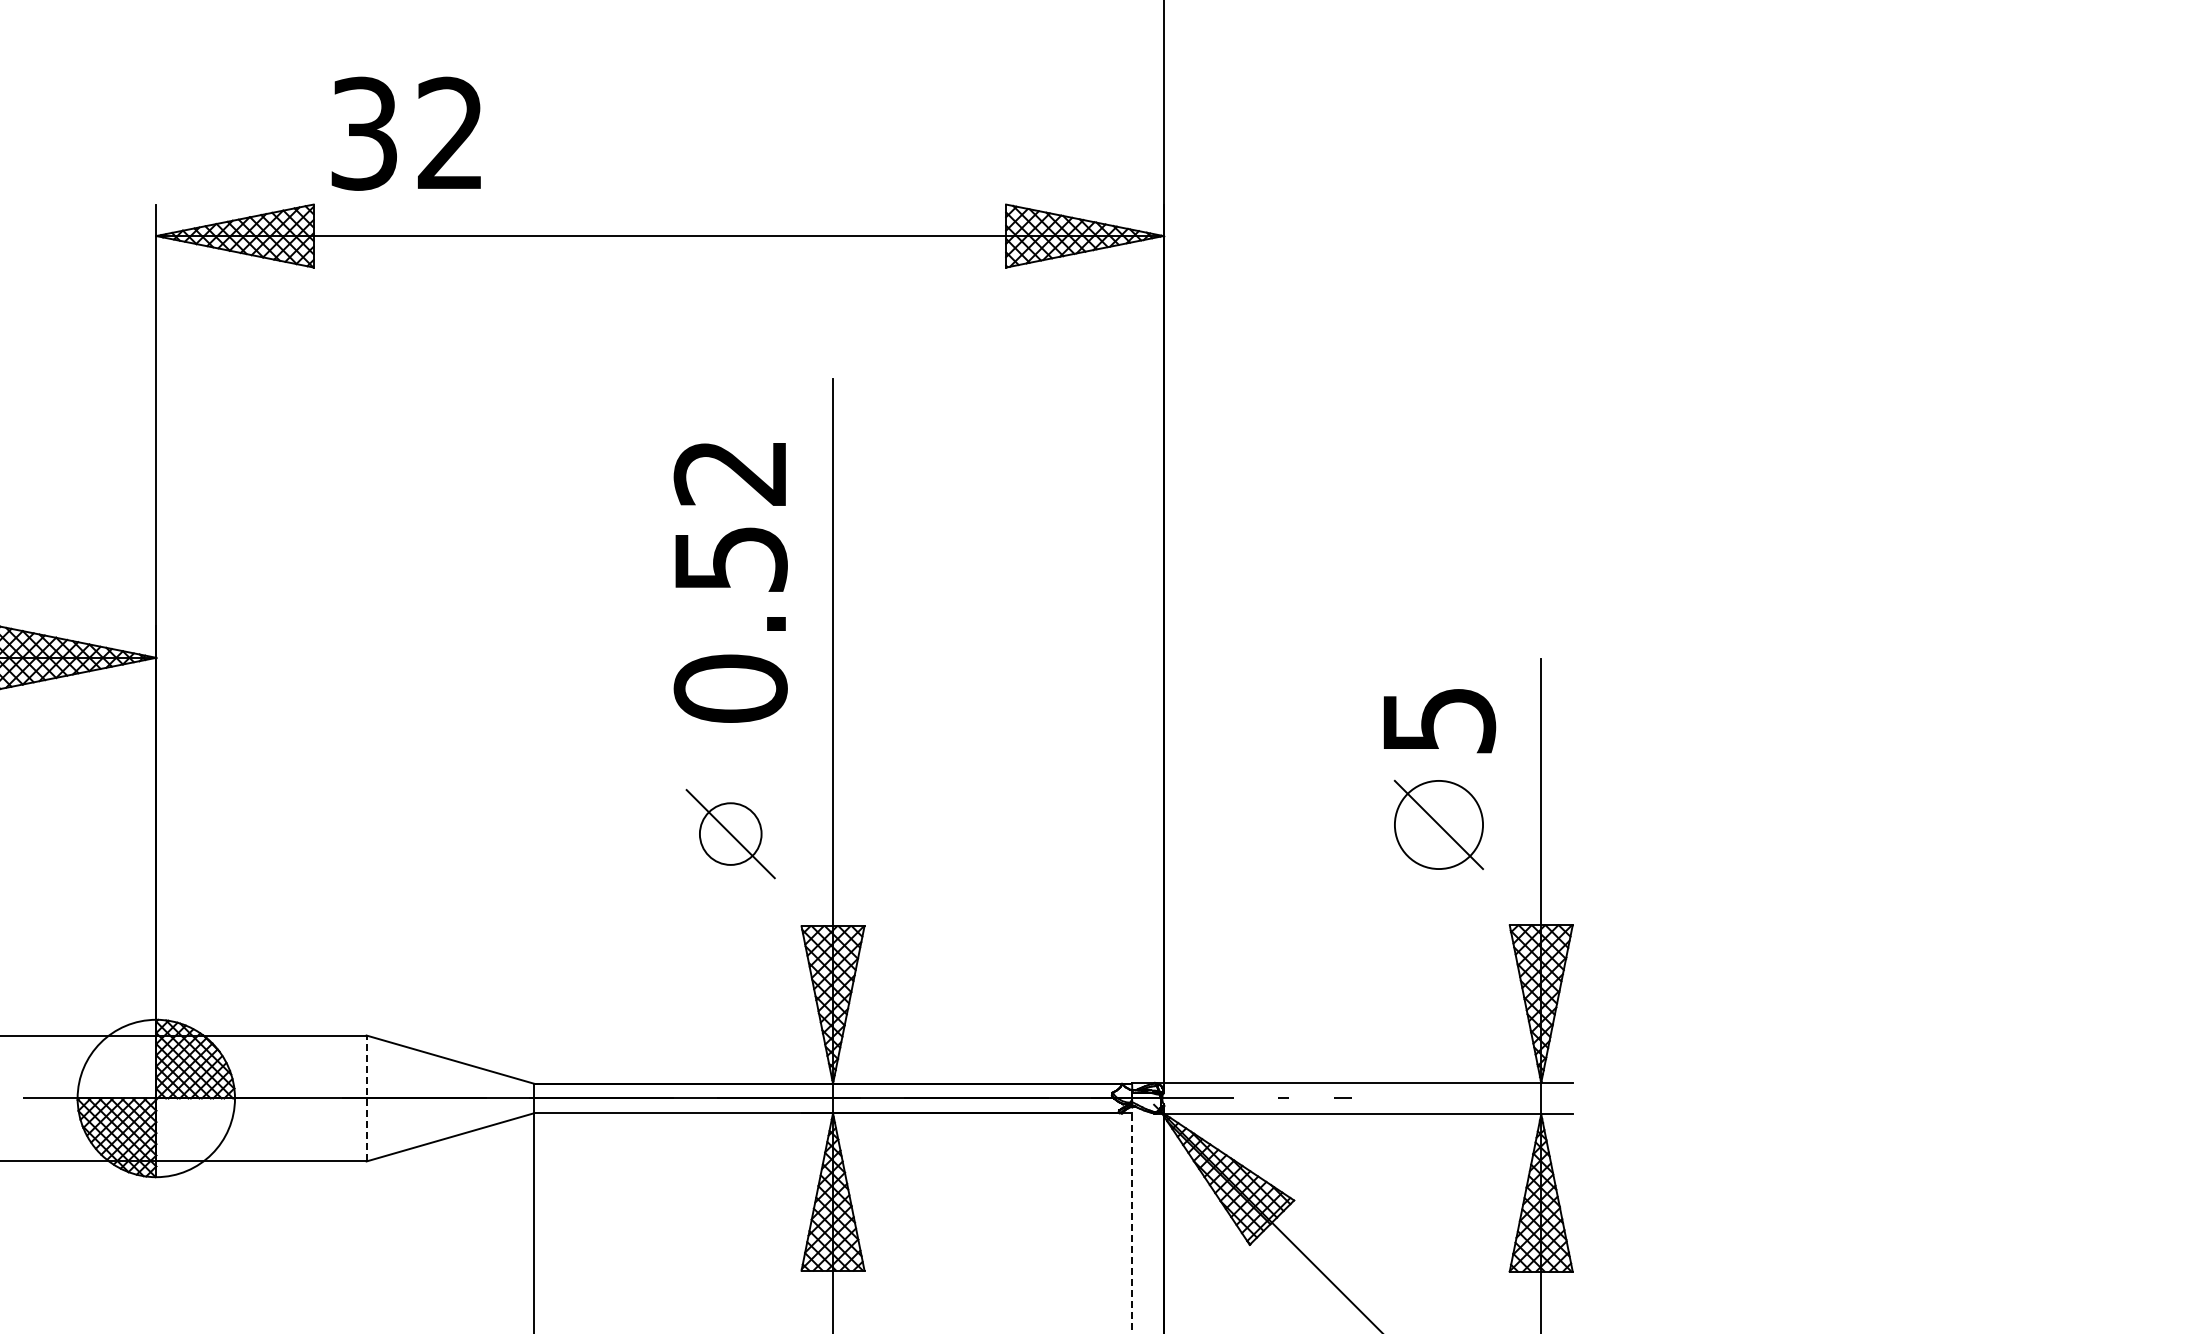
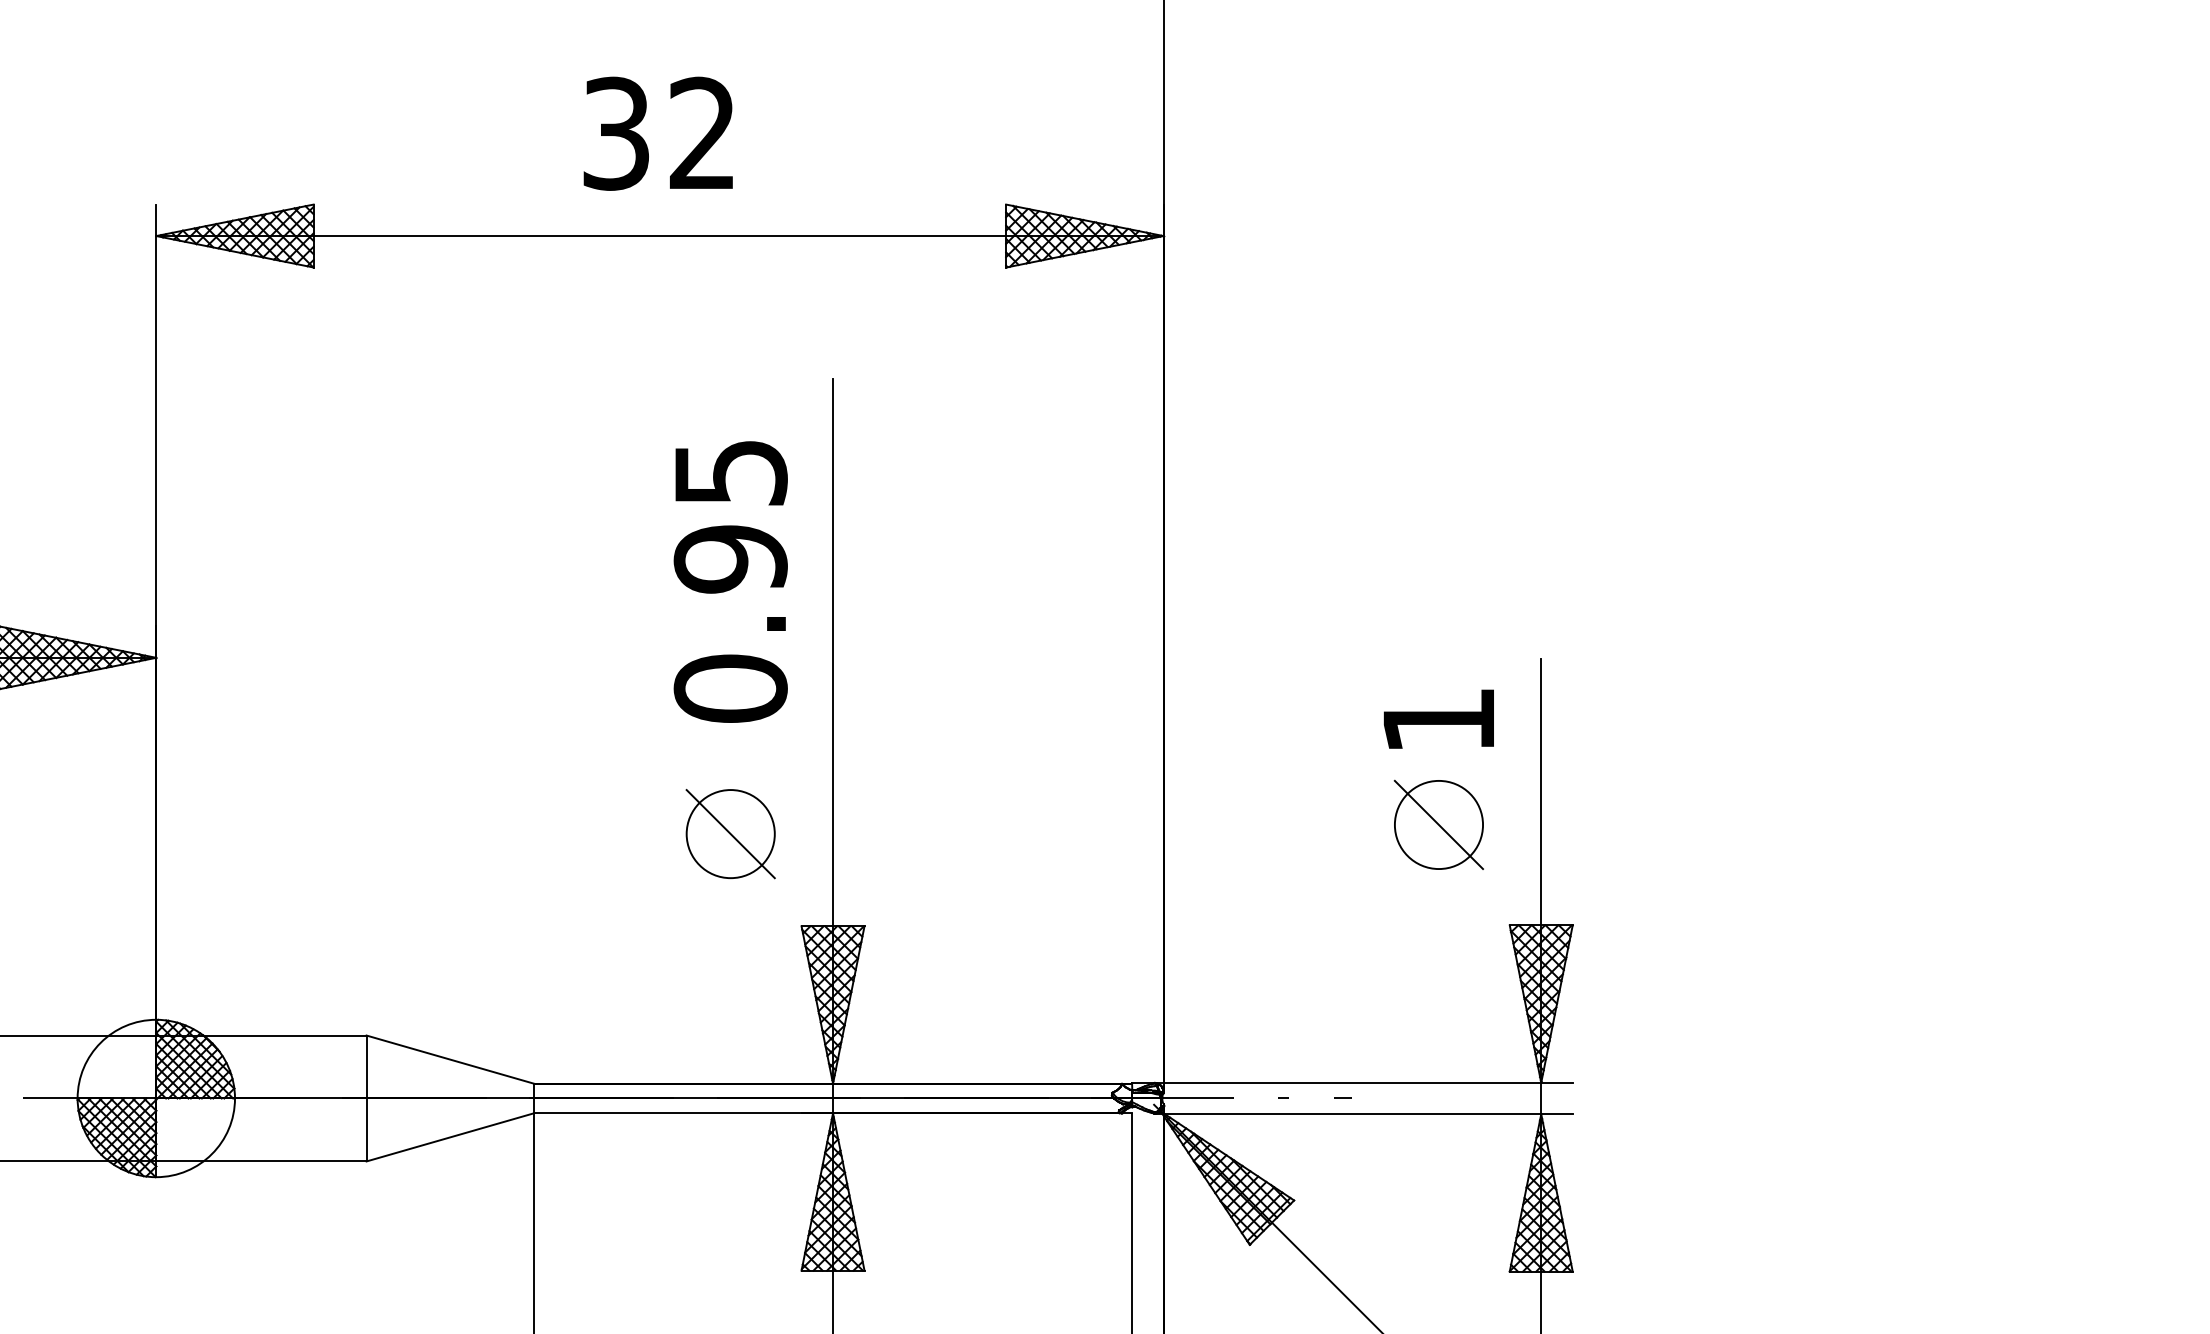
text position: (405, 133) -> (657, 133) (657, 133)
text: 0.52 -> 0.95 (730, 517)
text: 5 -> 1 (1439, 721)
circle diameter: 62 px -> 88 px (730, 834)
line: dashed -> solid (366, 1098)
line: dashed -> solid (1132, 1224)
